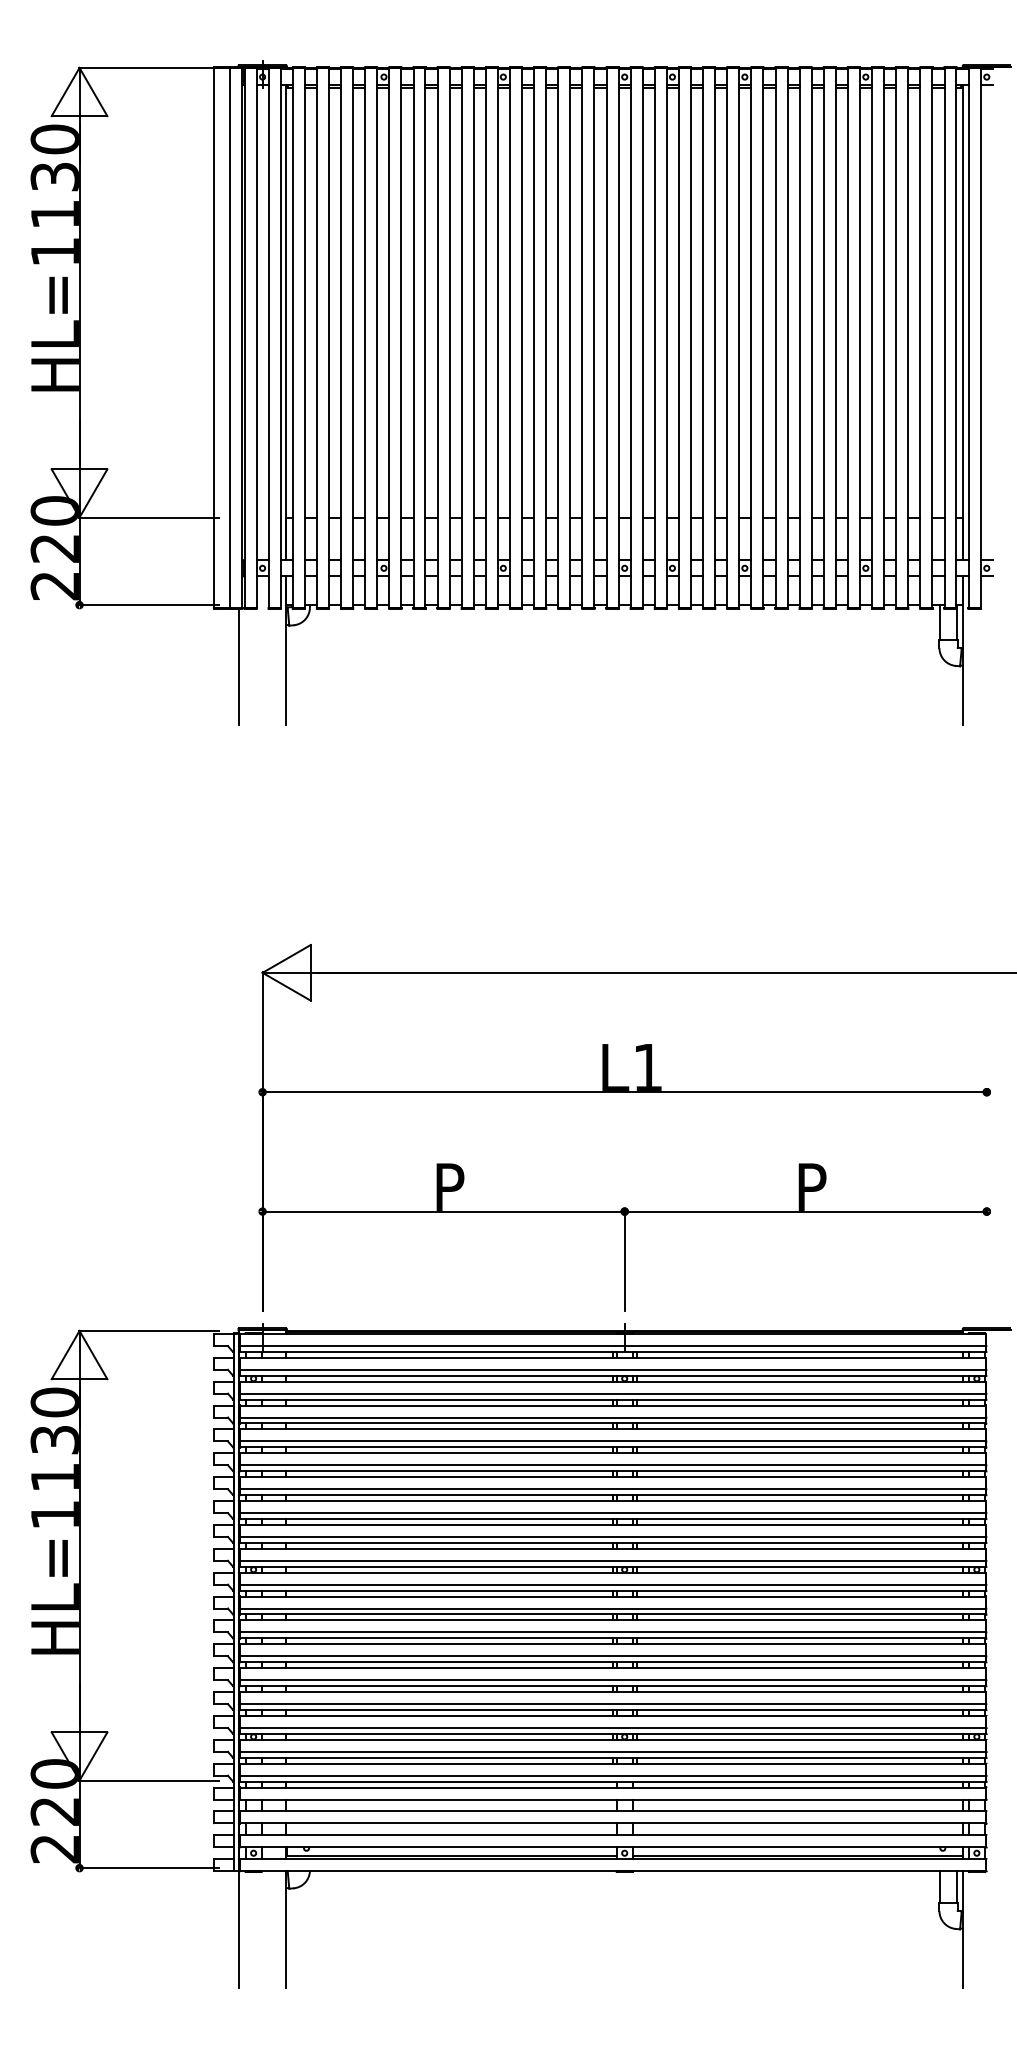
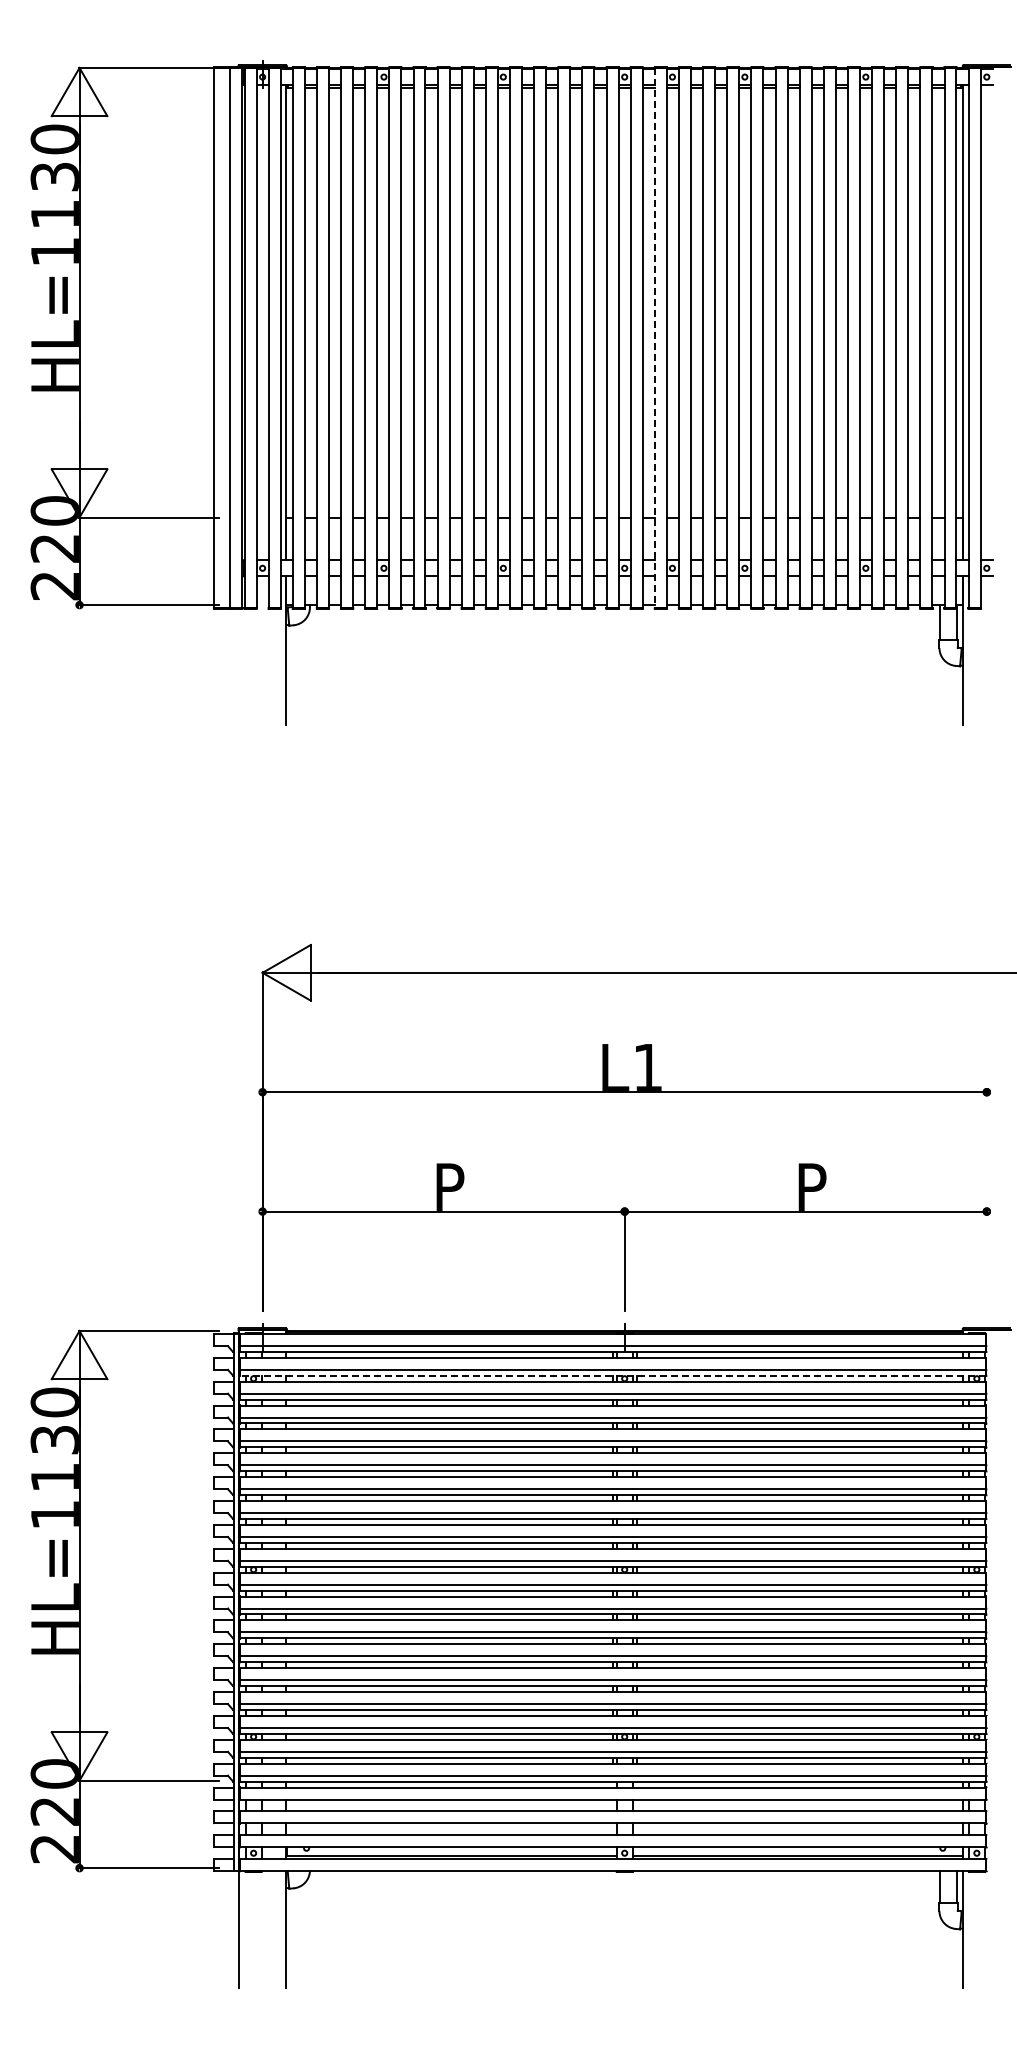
line: solid -> dashed (654, 338)
line: present -> none (238, 666)
line: solid -> dashed (612, 1375)
